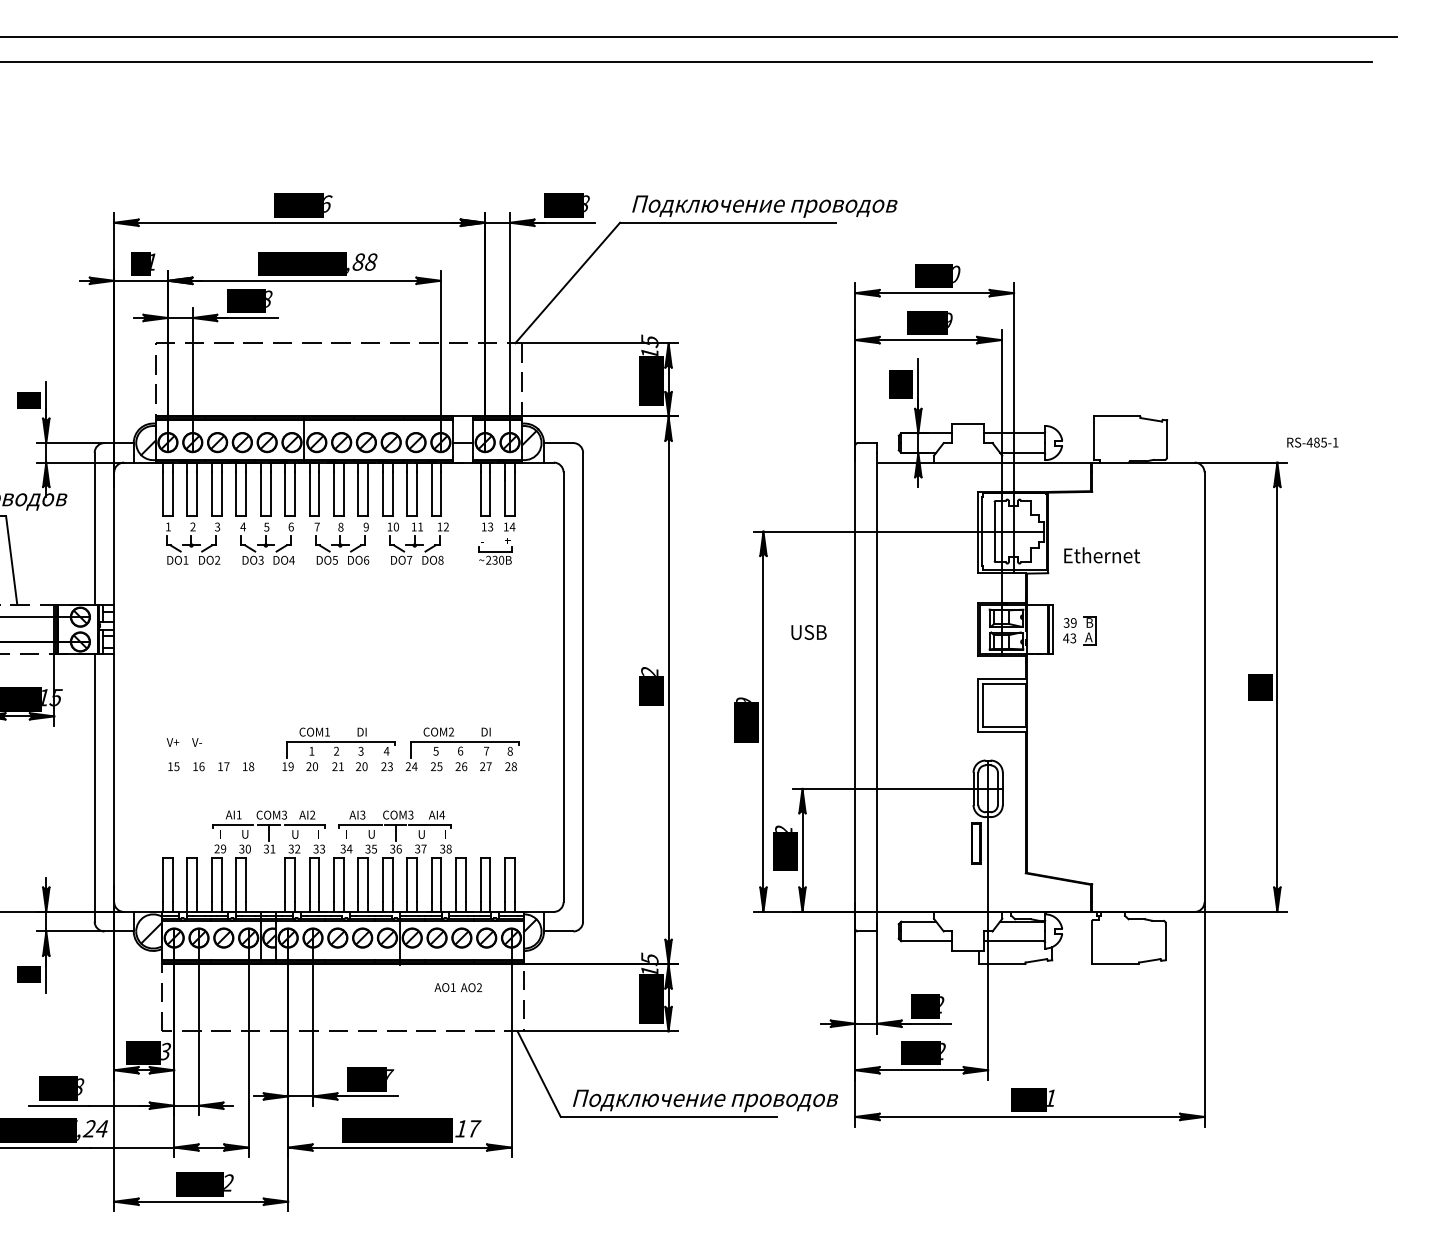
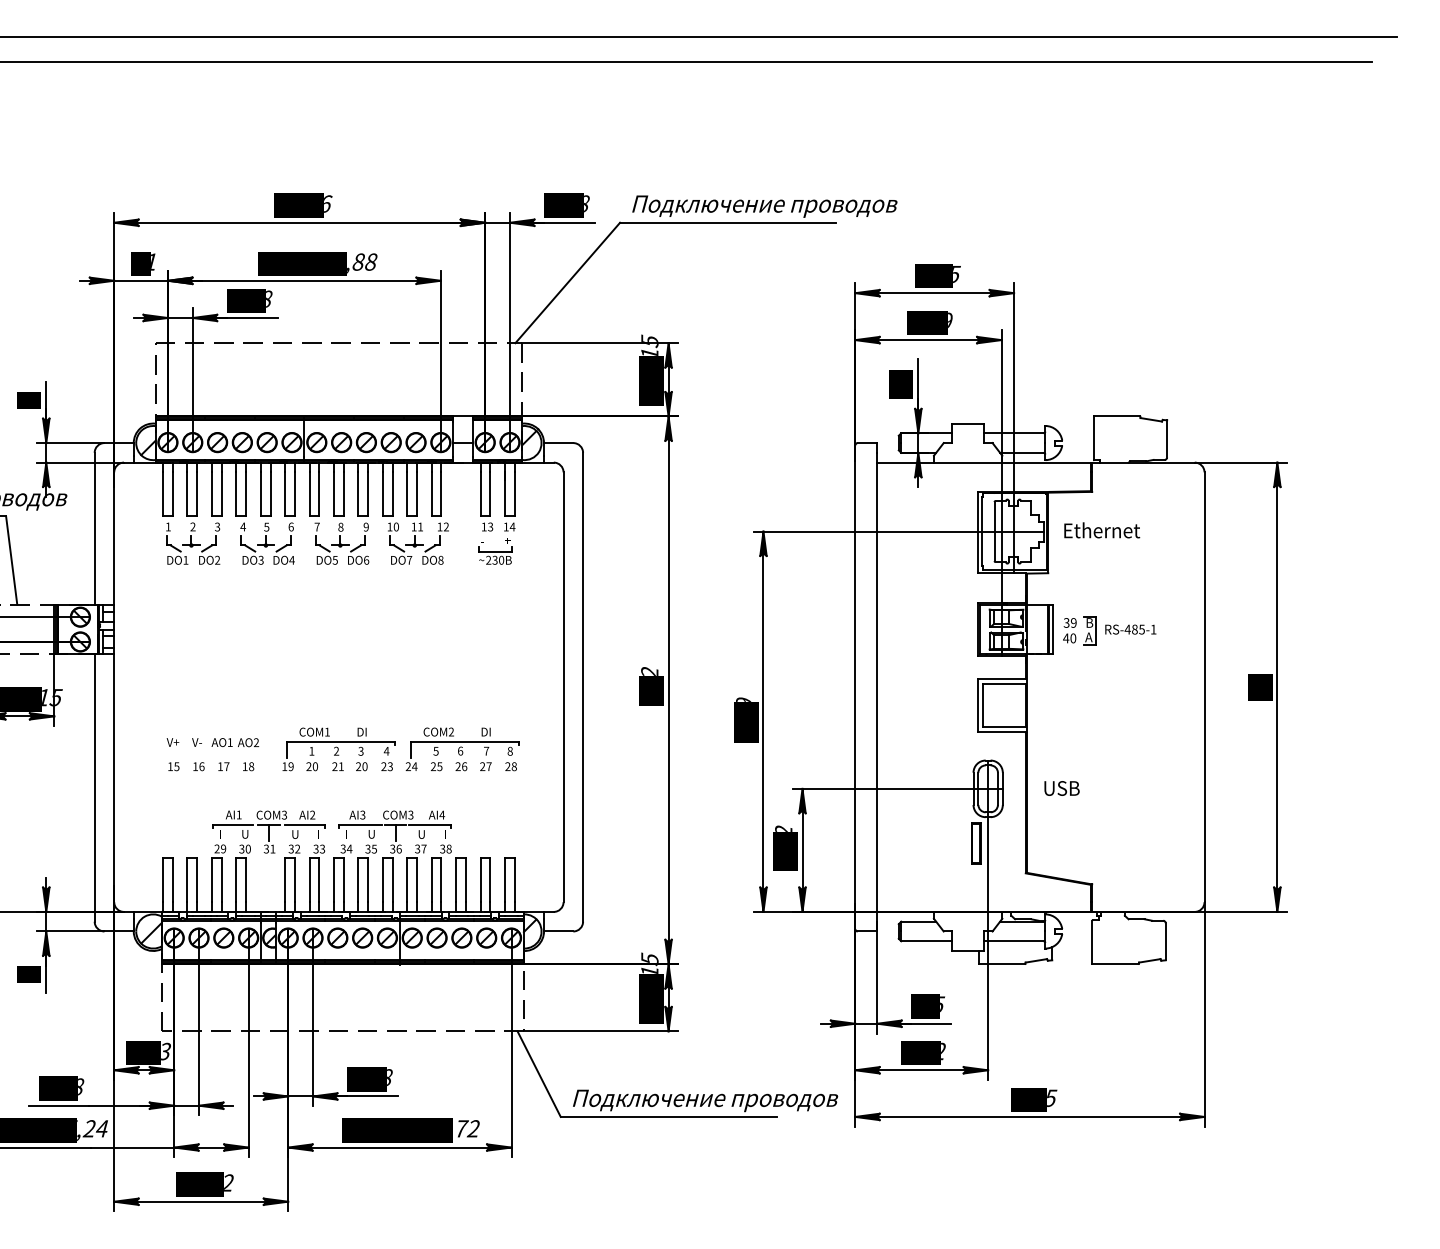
text: 32,0 -> 32,5 (956, 273)
text position: (1312, 442) -> (1130, 629) (1130, 629)
text position: (1102, 555) -> (1102, 530) (1102, 530)
text position: (808, 632) -> (1061, 788) (1061, 788)
text: 43 -> 40 (1073, 638)
text position: (458, 987) -> (235, 742) (235, 742)
text: 5,2 -> 4,5 (942, 1004)
text: 5,57 -> 5,08 (390, 1077)
text: 82,1 -> 71,5 (1052, 1098)
text: 5,08=61,17 -> 5,08=45,72 (468, 1128)
